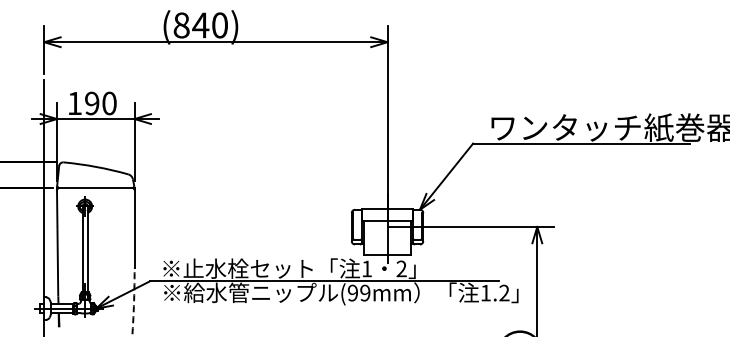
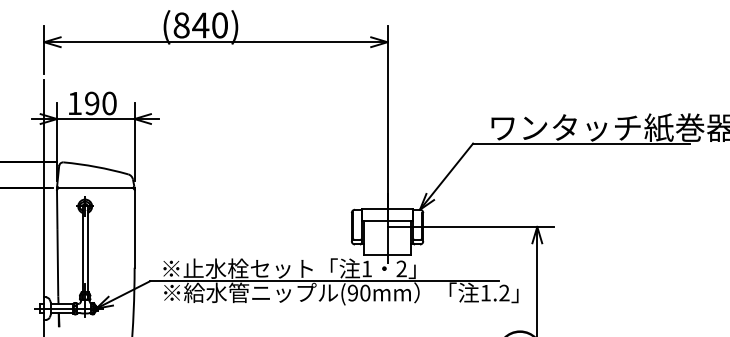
text: (99mm -> (90mm (365, 292)
arc: dashed -> solid (133, 302)
